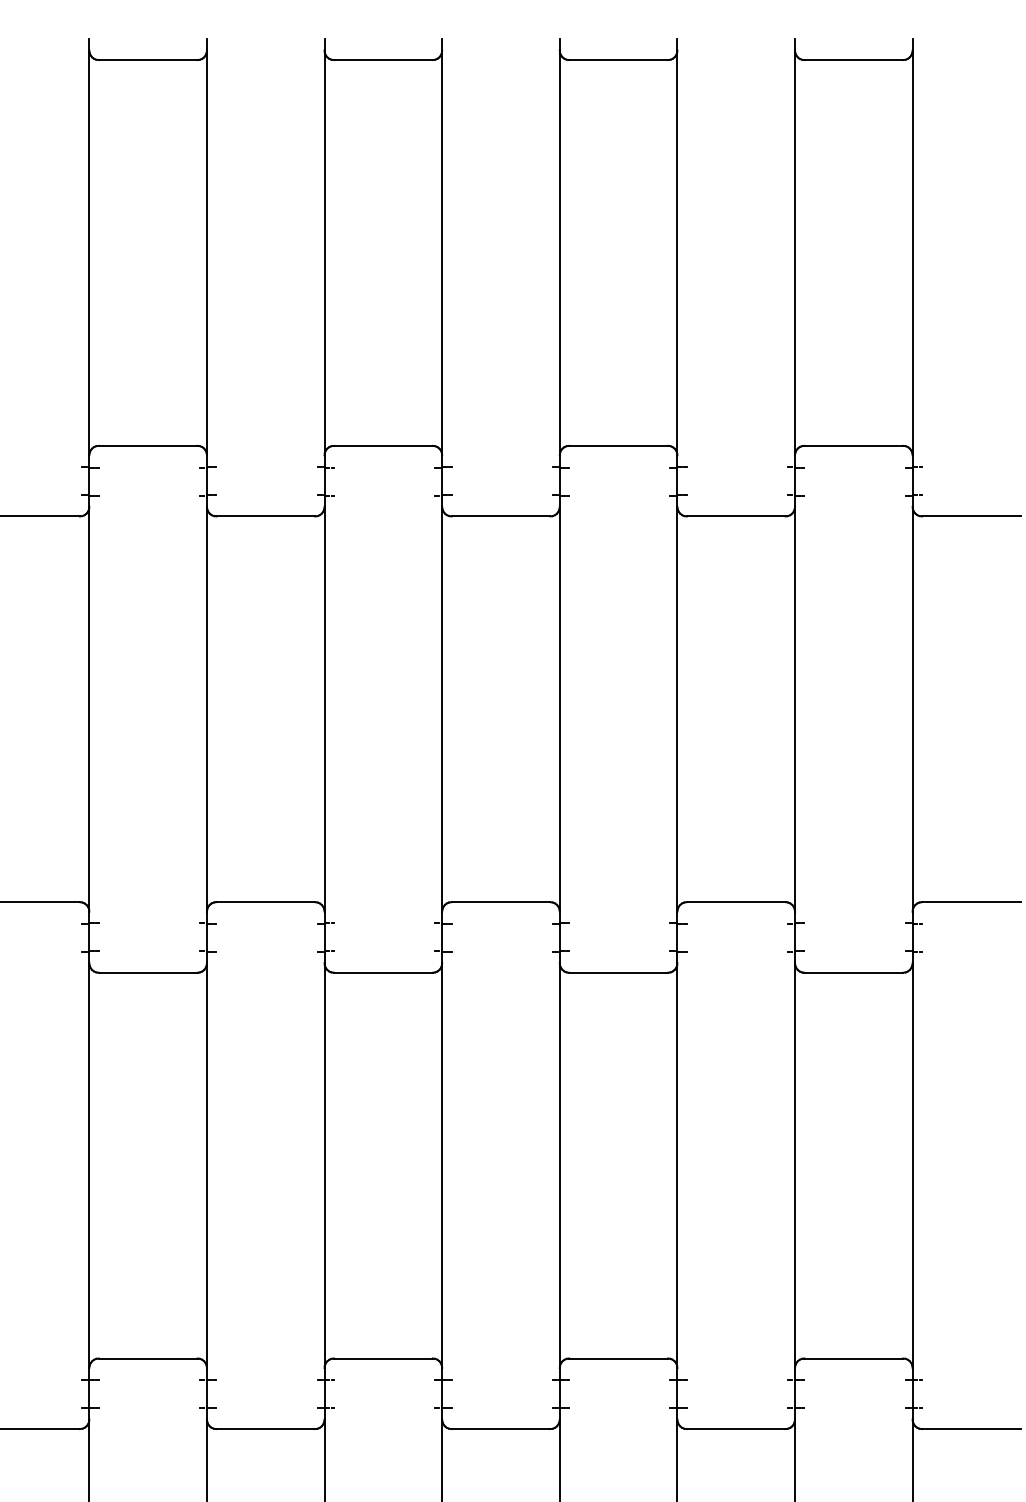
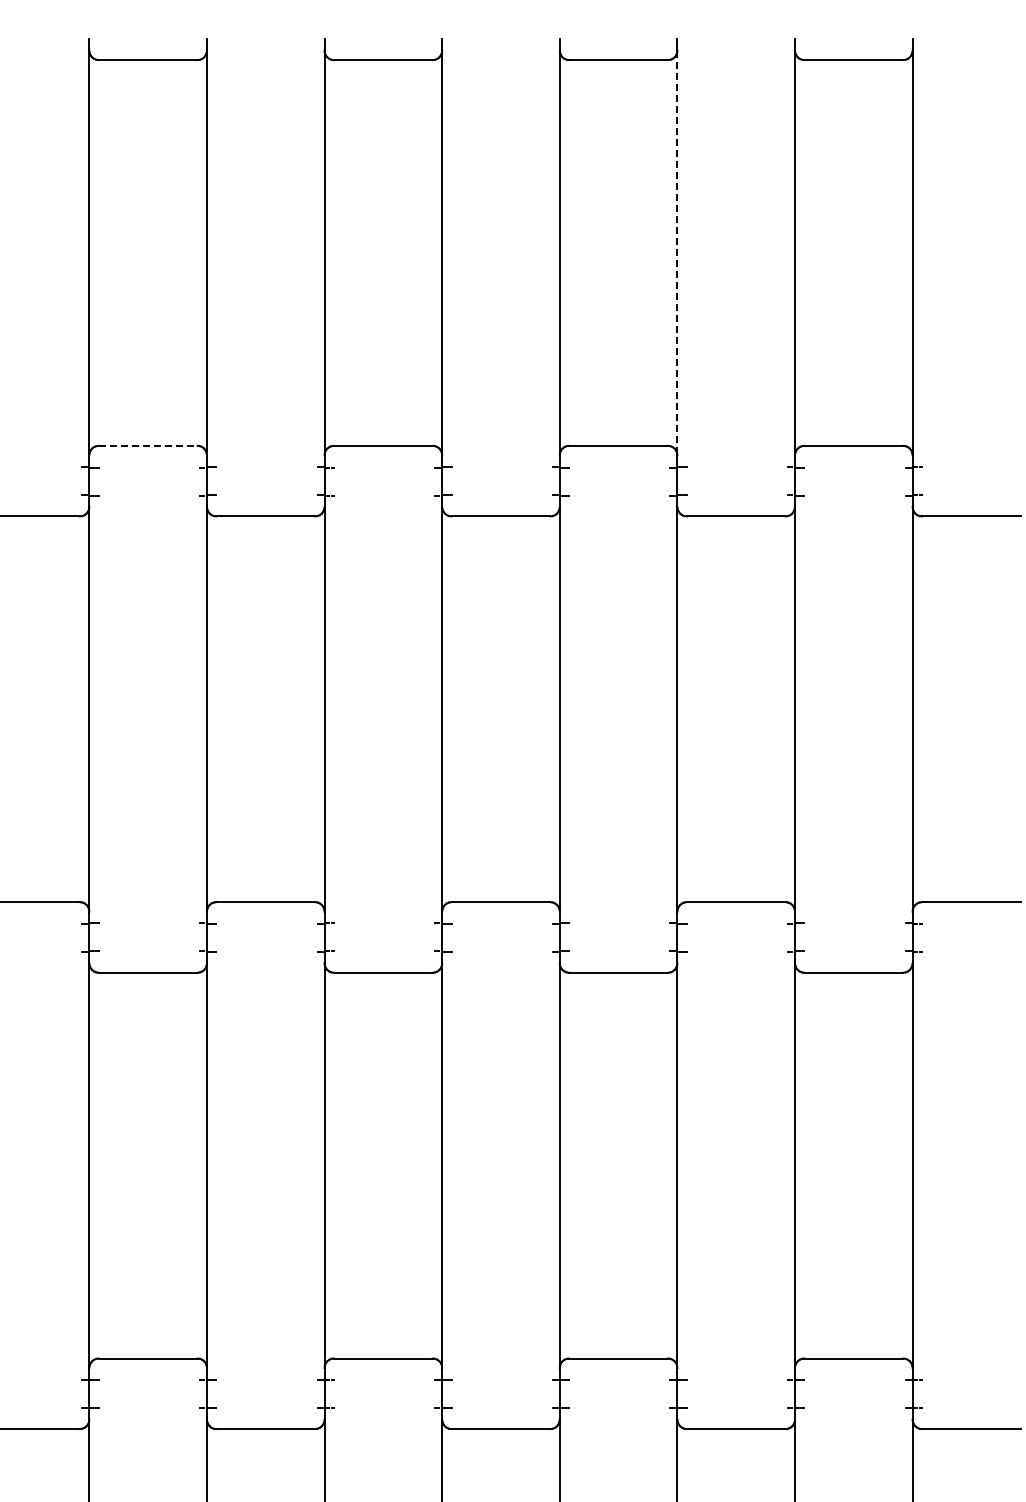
line: solid -> dashed (677, 253)
line: solid -> dashed (148, 445)
